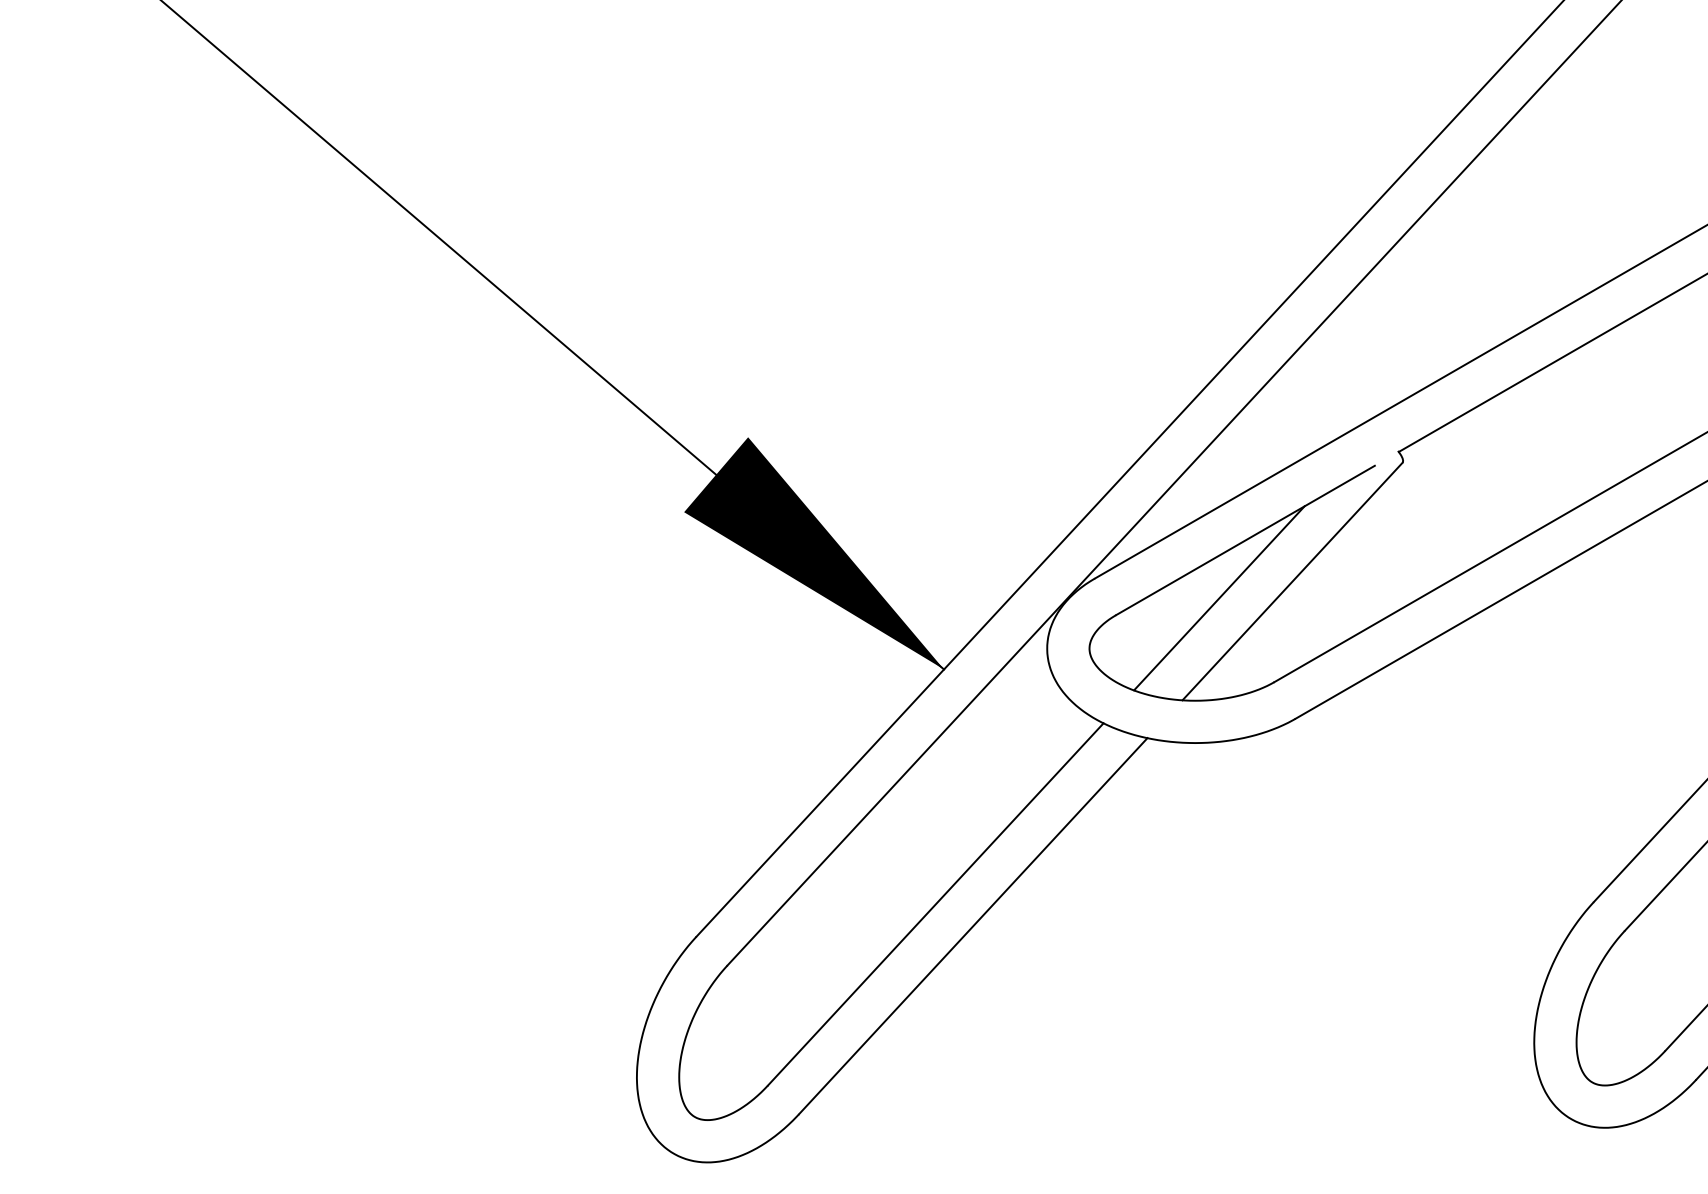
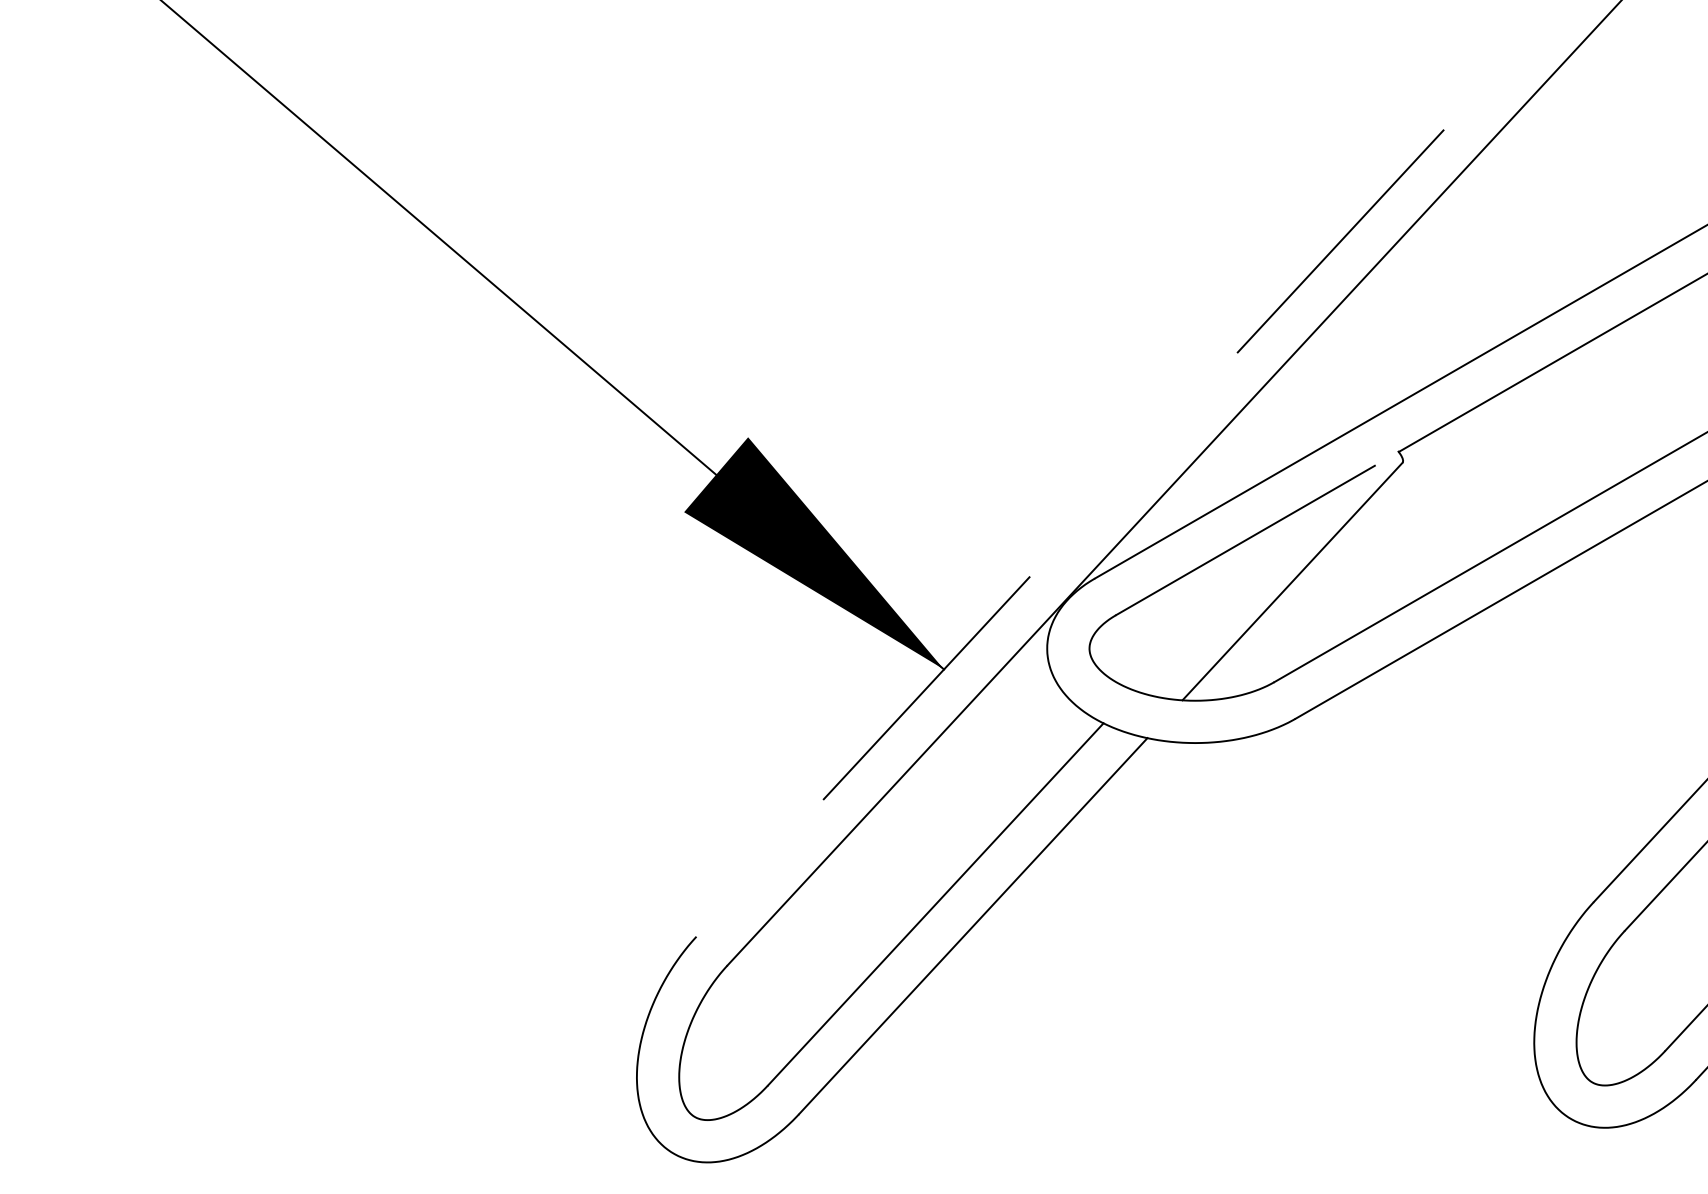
line: solid -> dashed (1129, 468)
line: present -> none (1219, 598)
